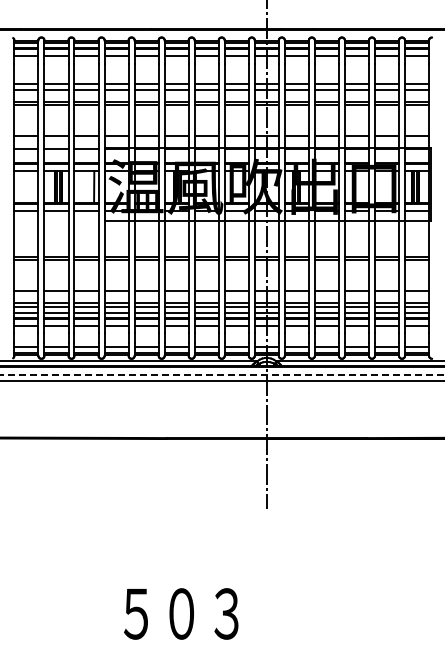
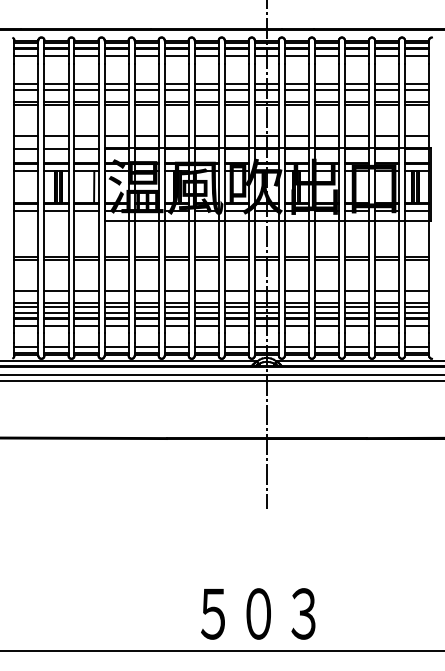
line: dashed -> solid (222, 375)
text position: (181, 613) -> (258, 613) (258, 613)
line: none -> present (221, 650)
